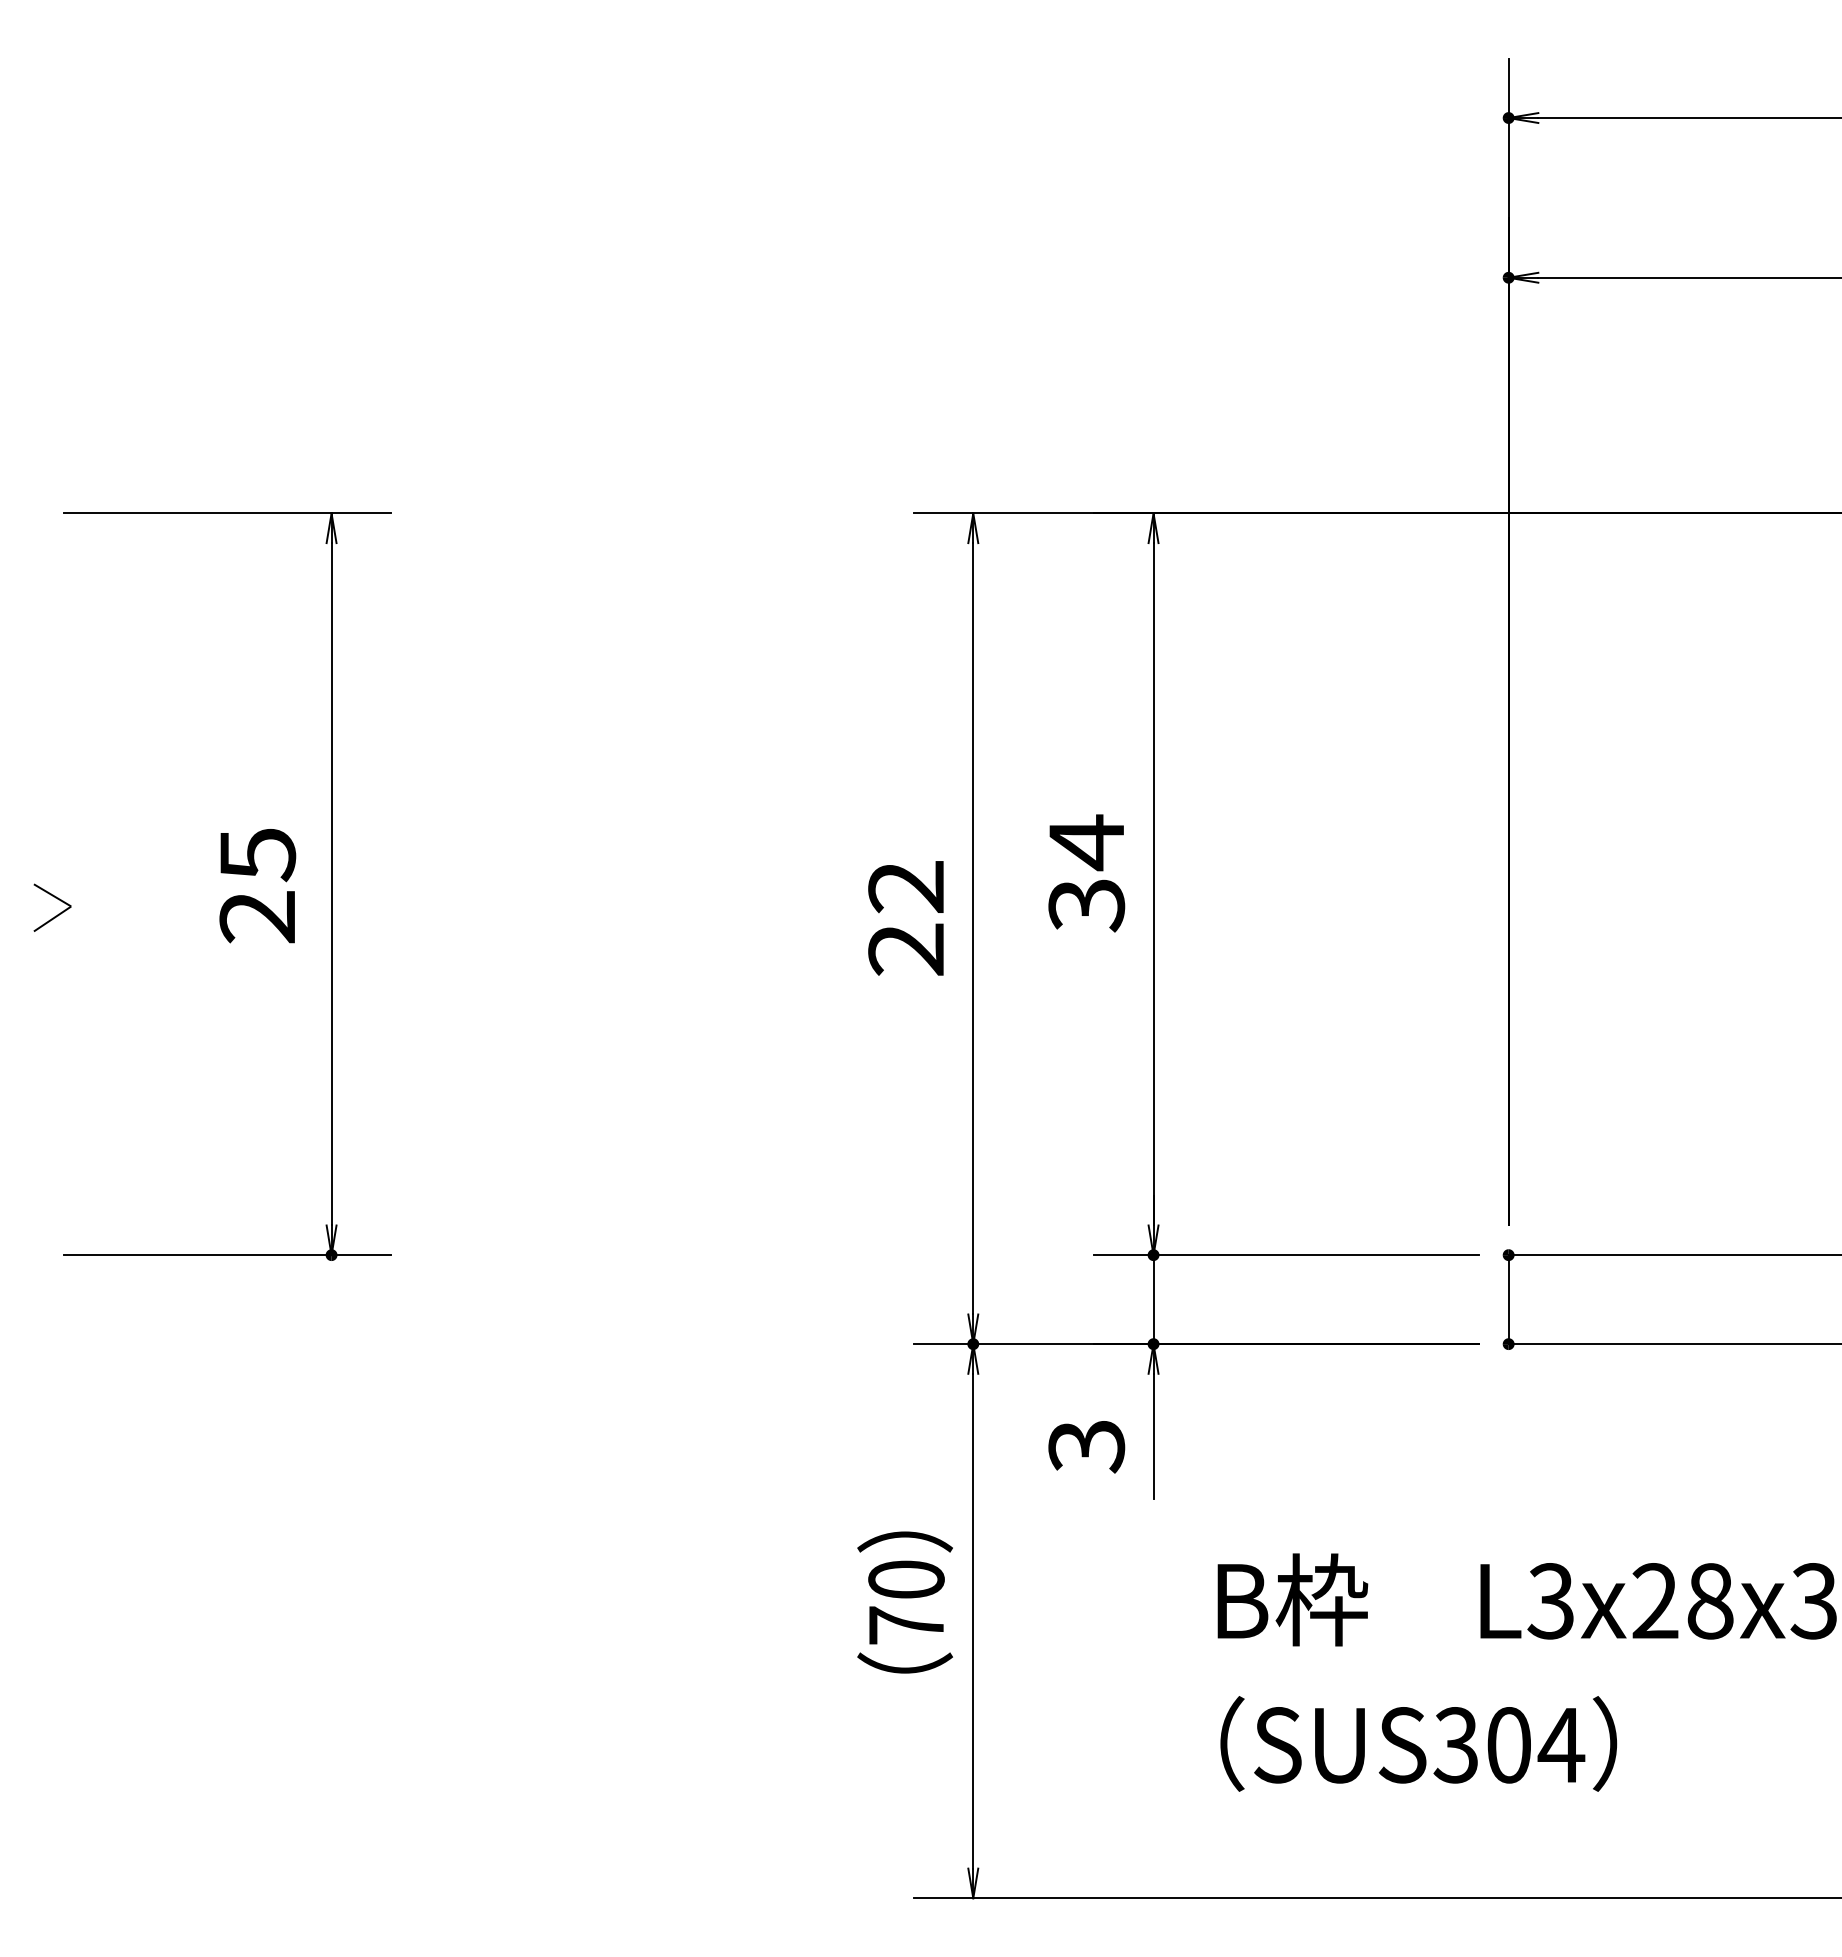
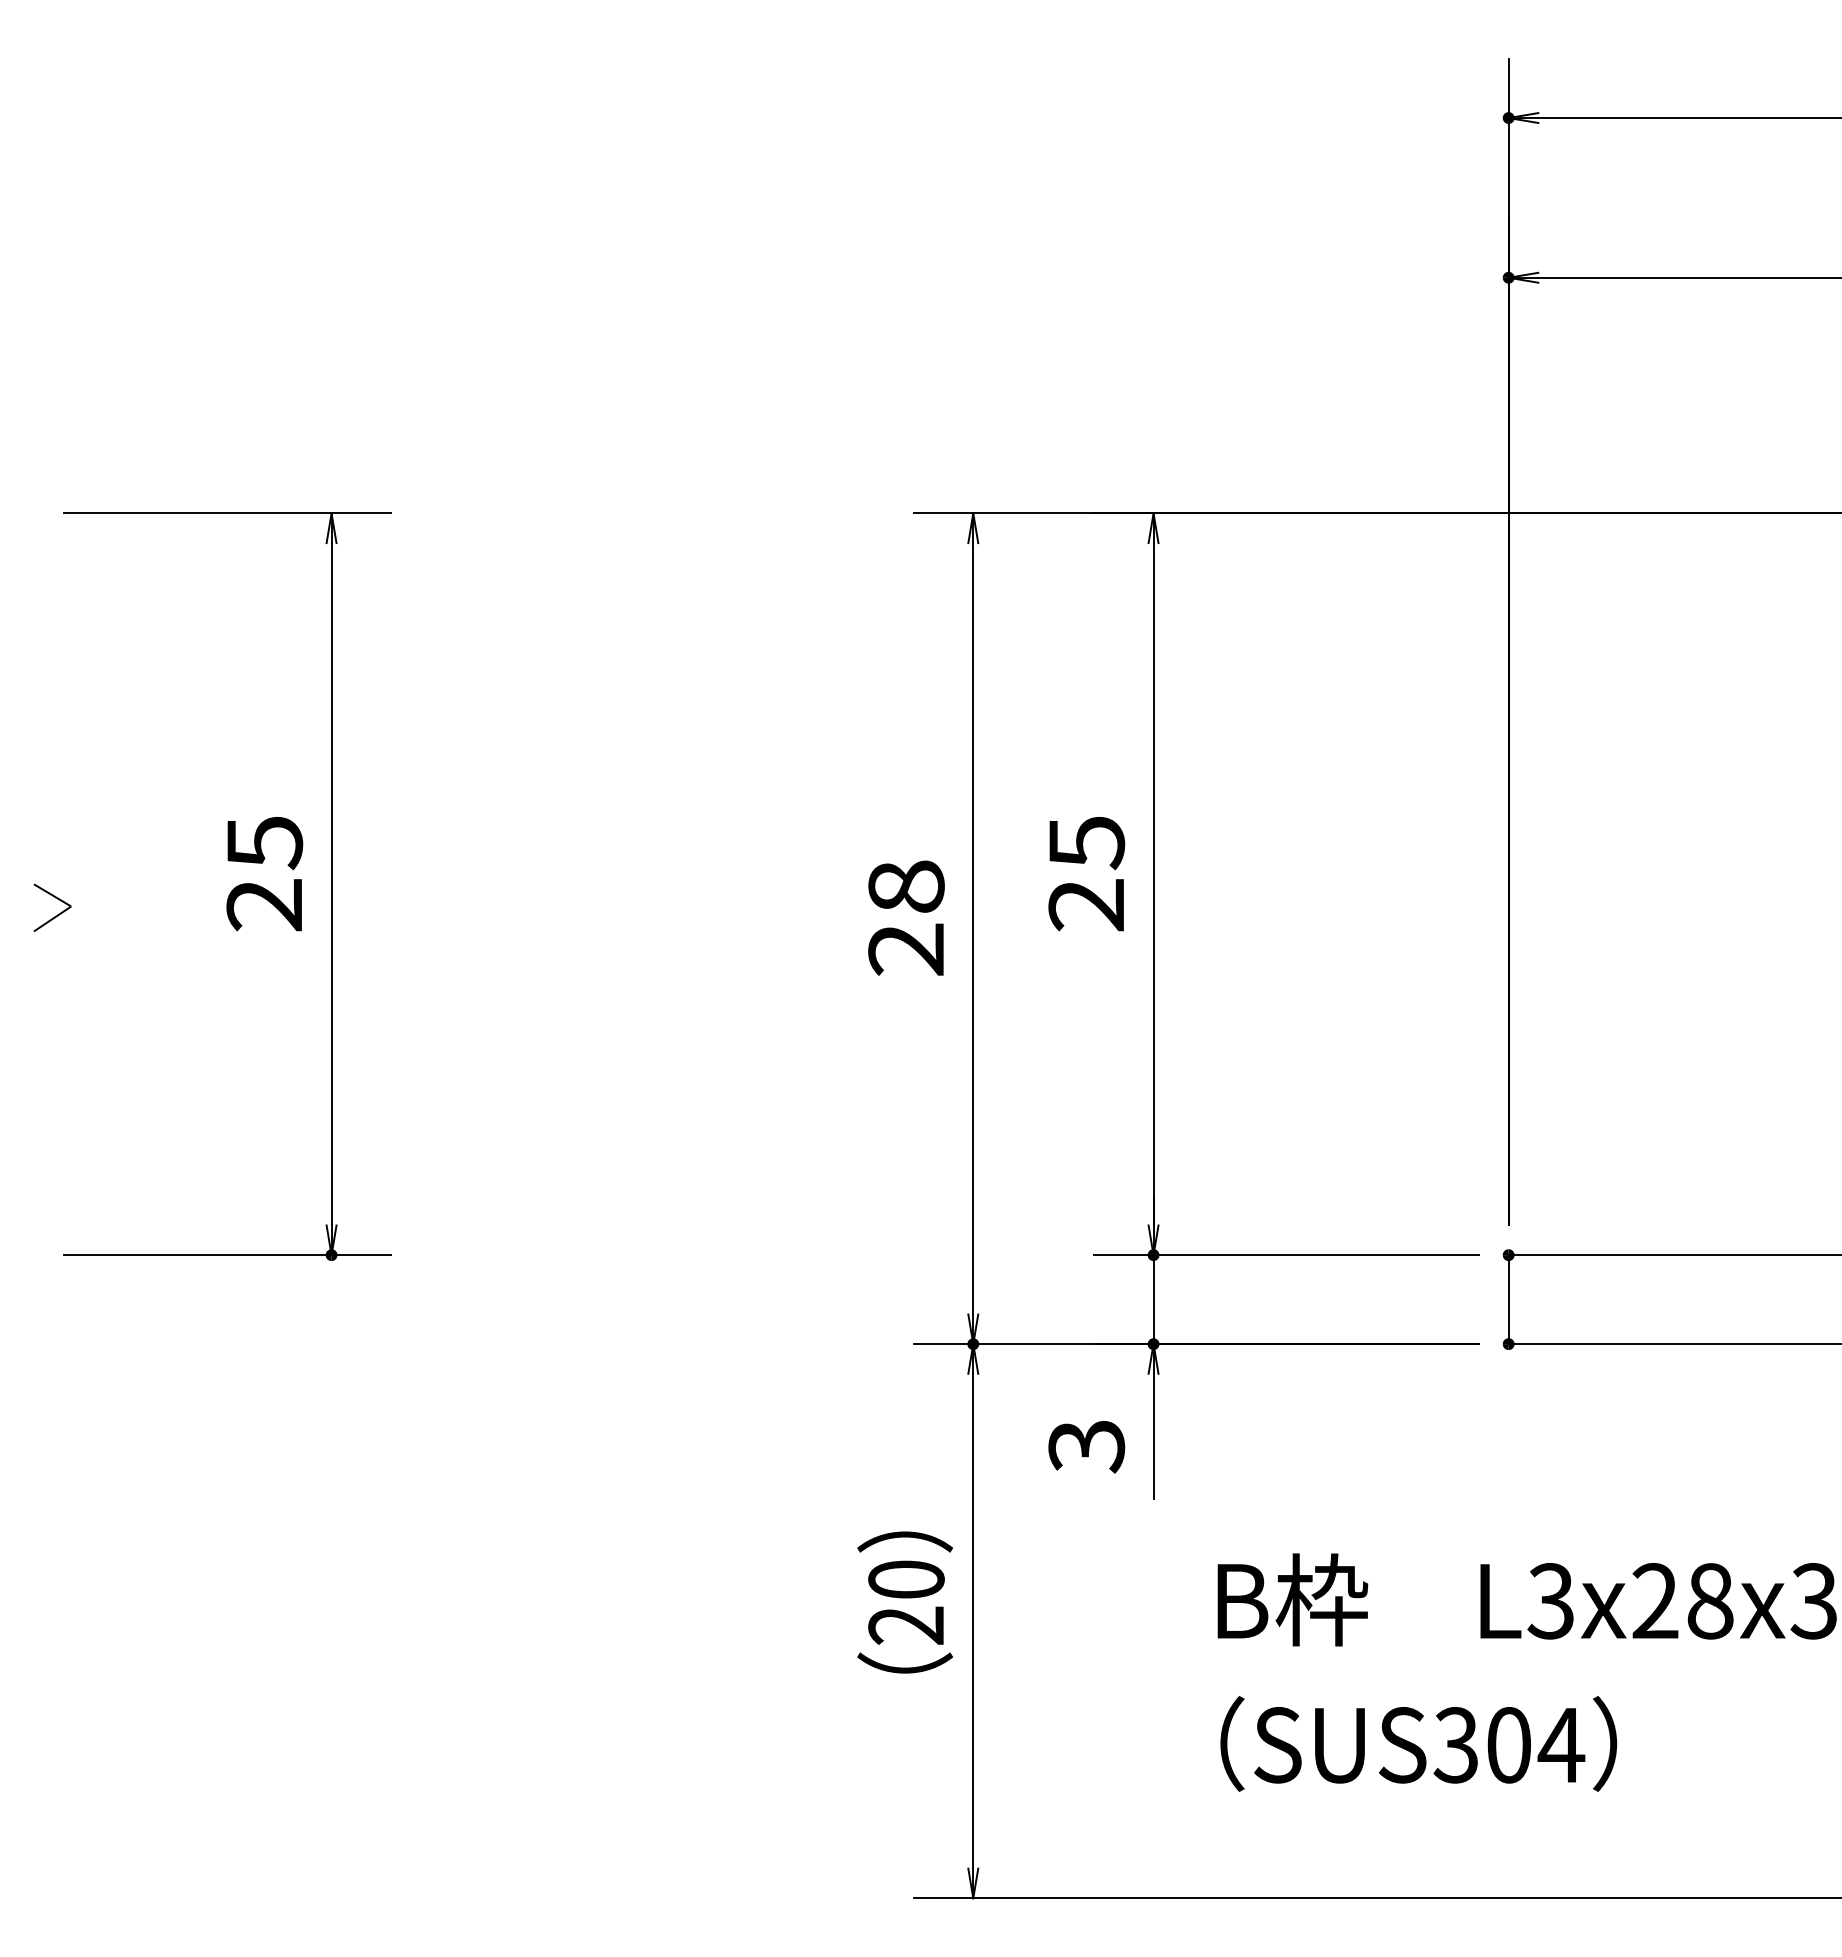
text: 34 -> 25 (1086, 873)
text position: (257, 886) -> (264, 874) (264, 874)
text: 22 -> 28 (906, 886)
text: 70 -> 20 (905, 1625)
